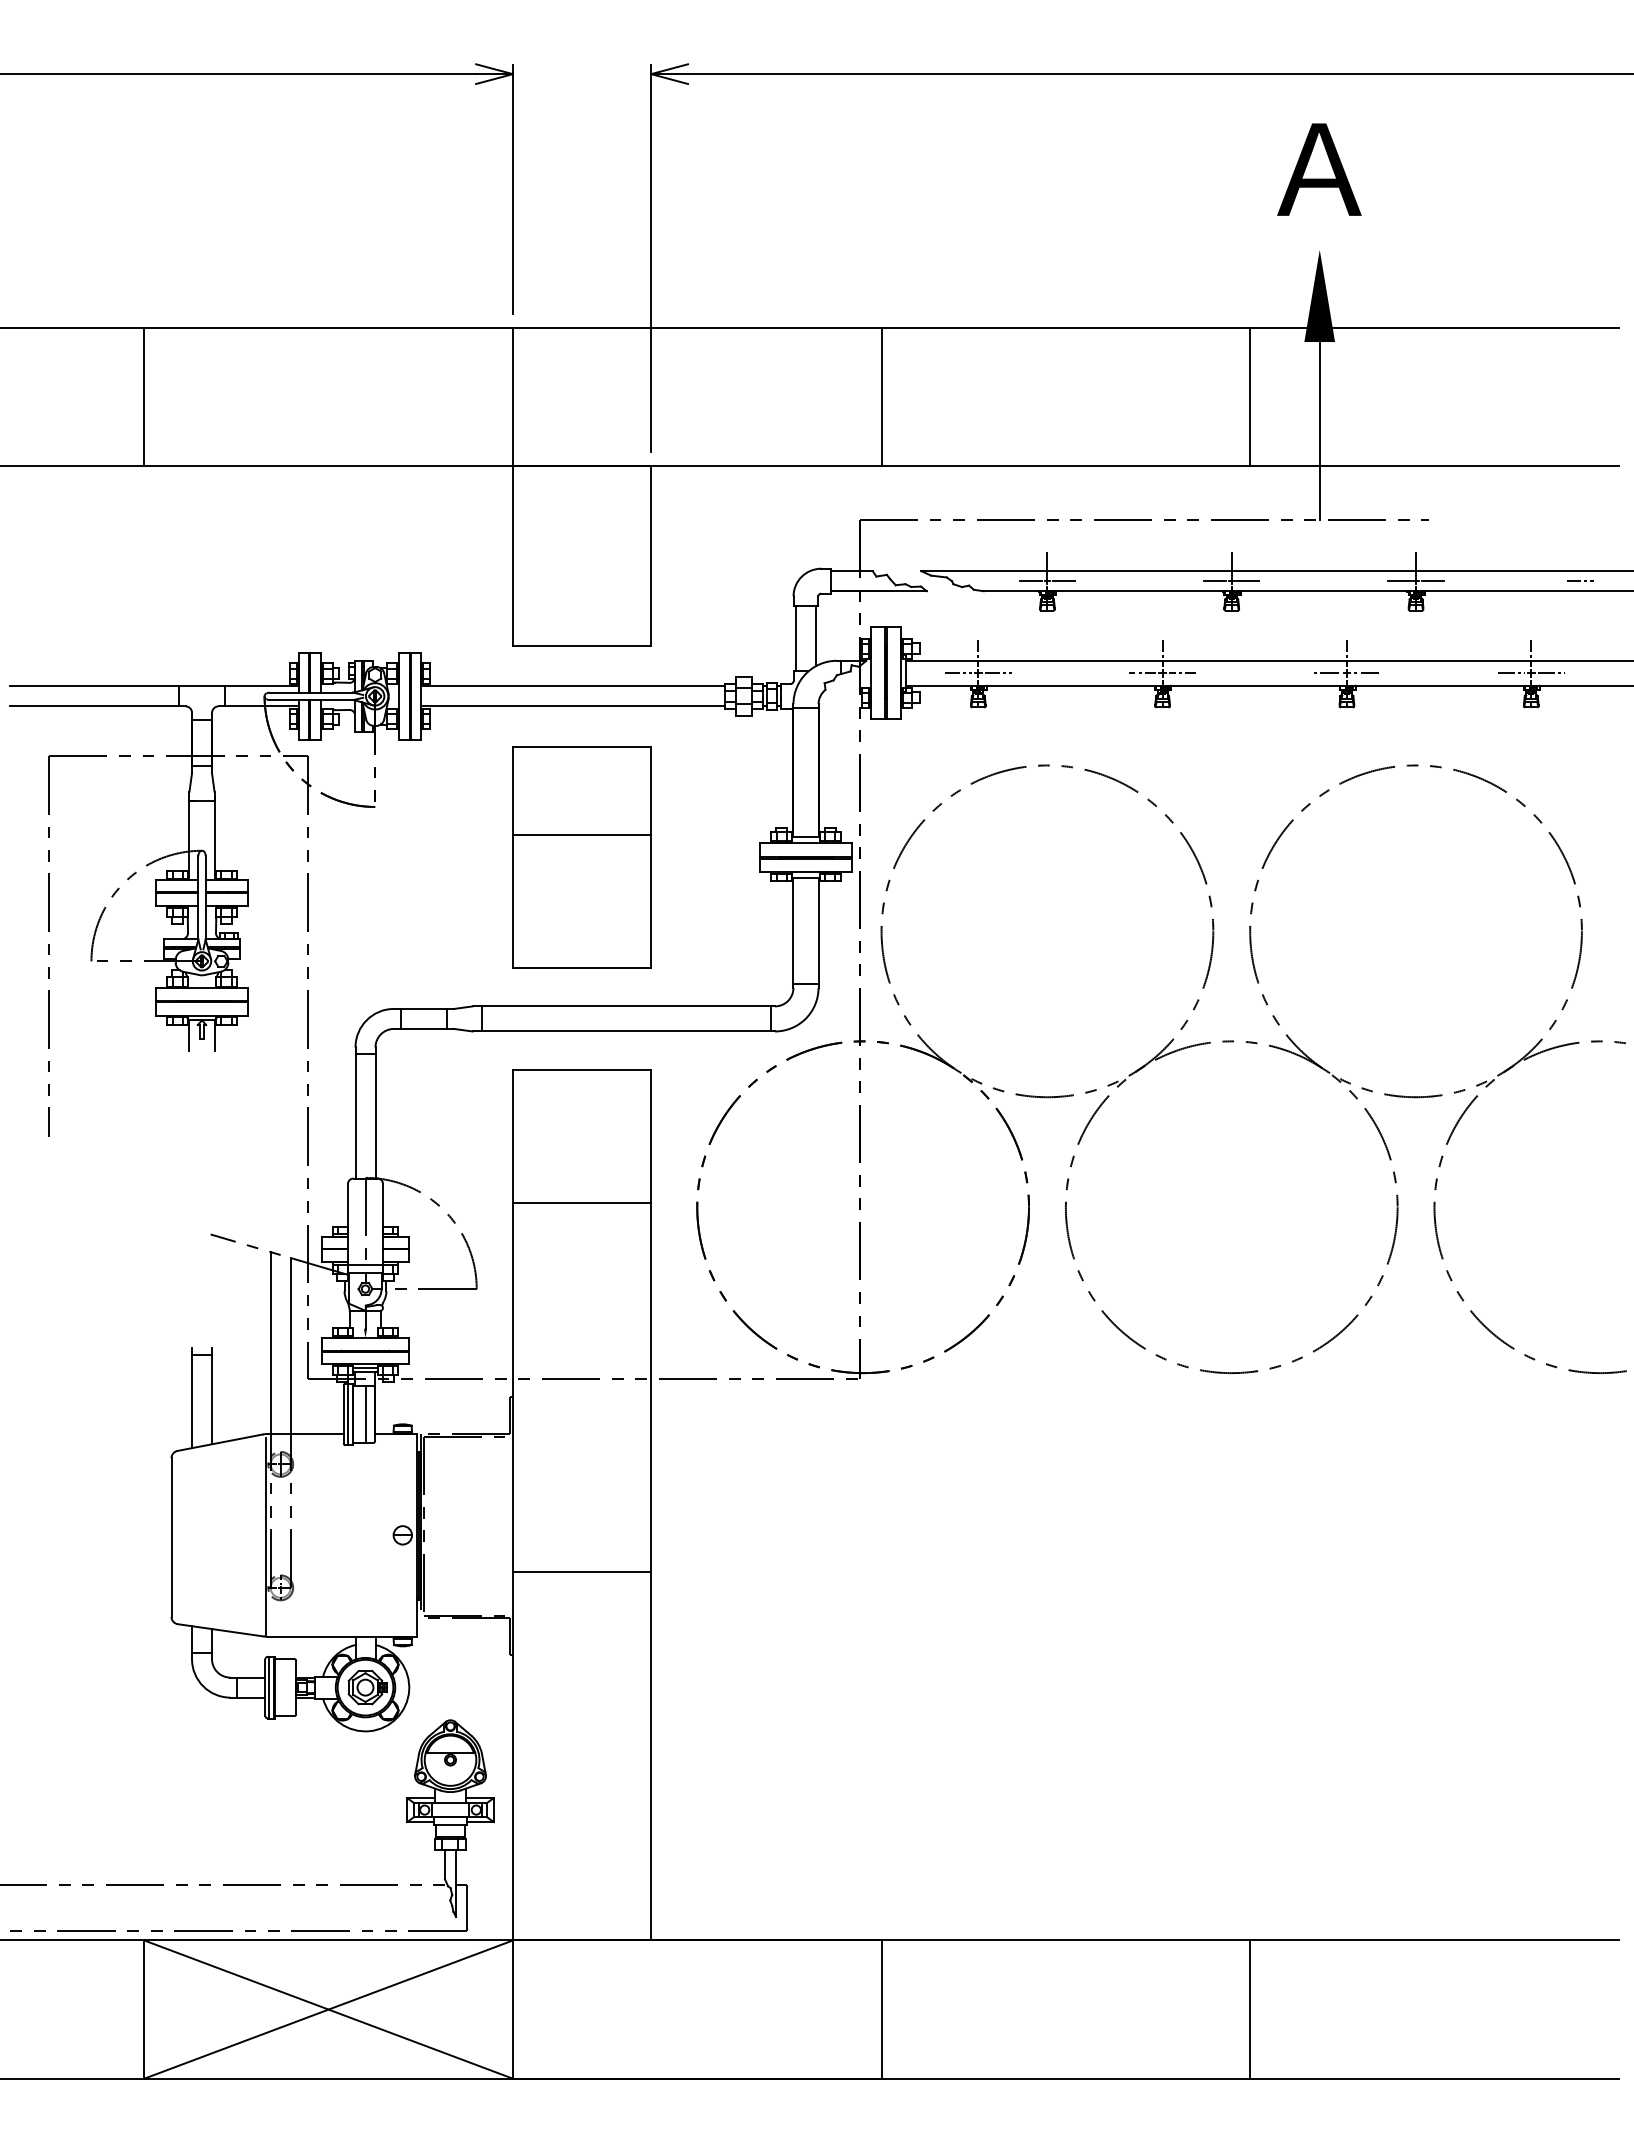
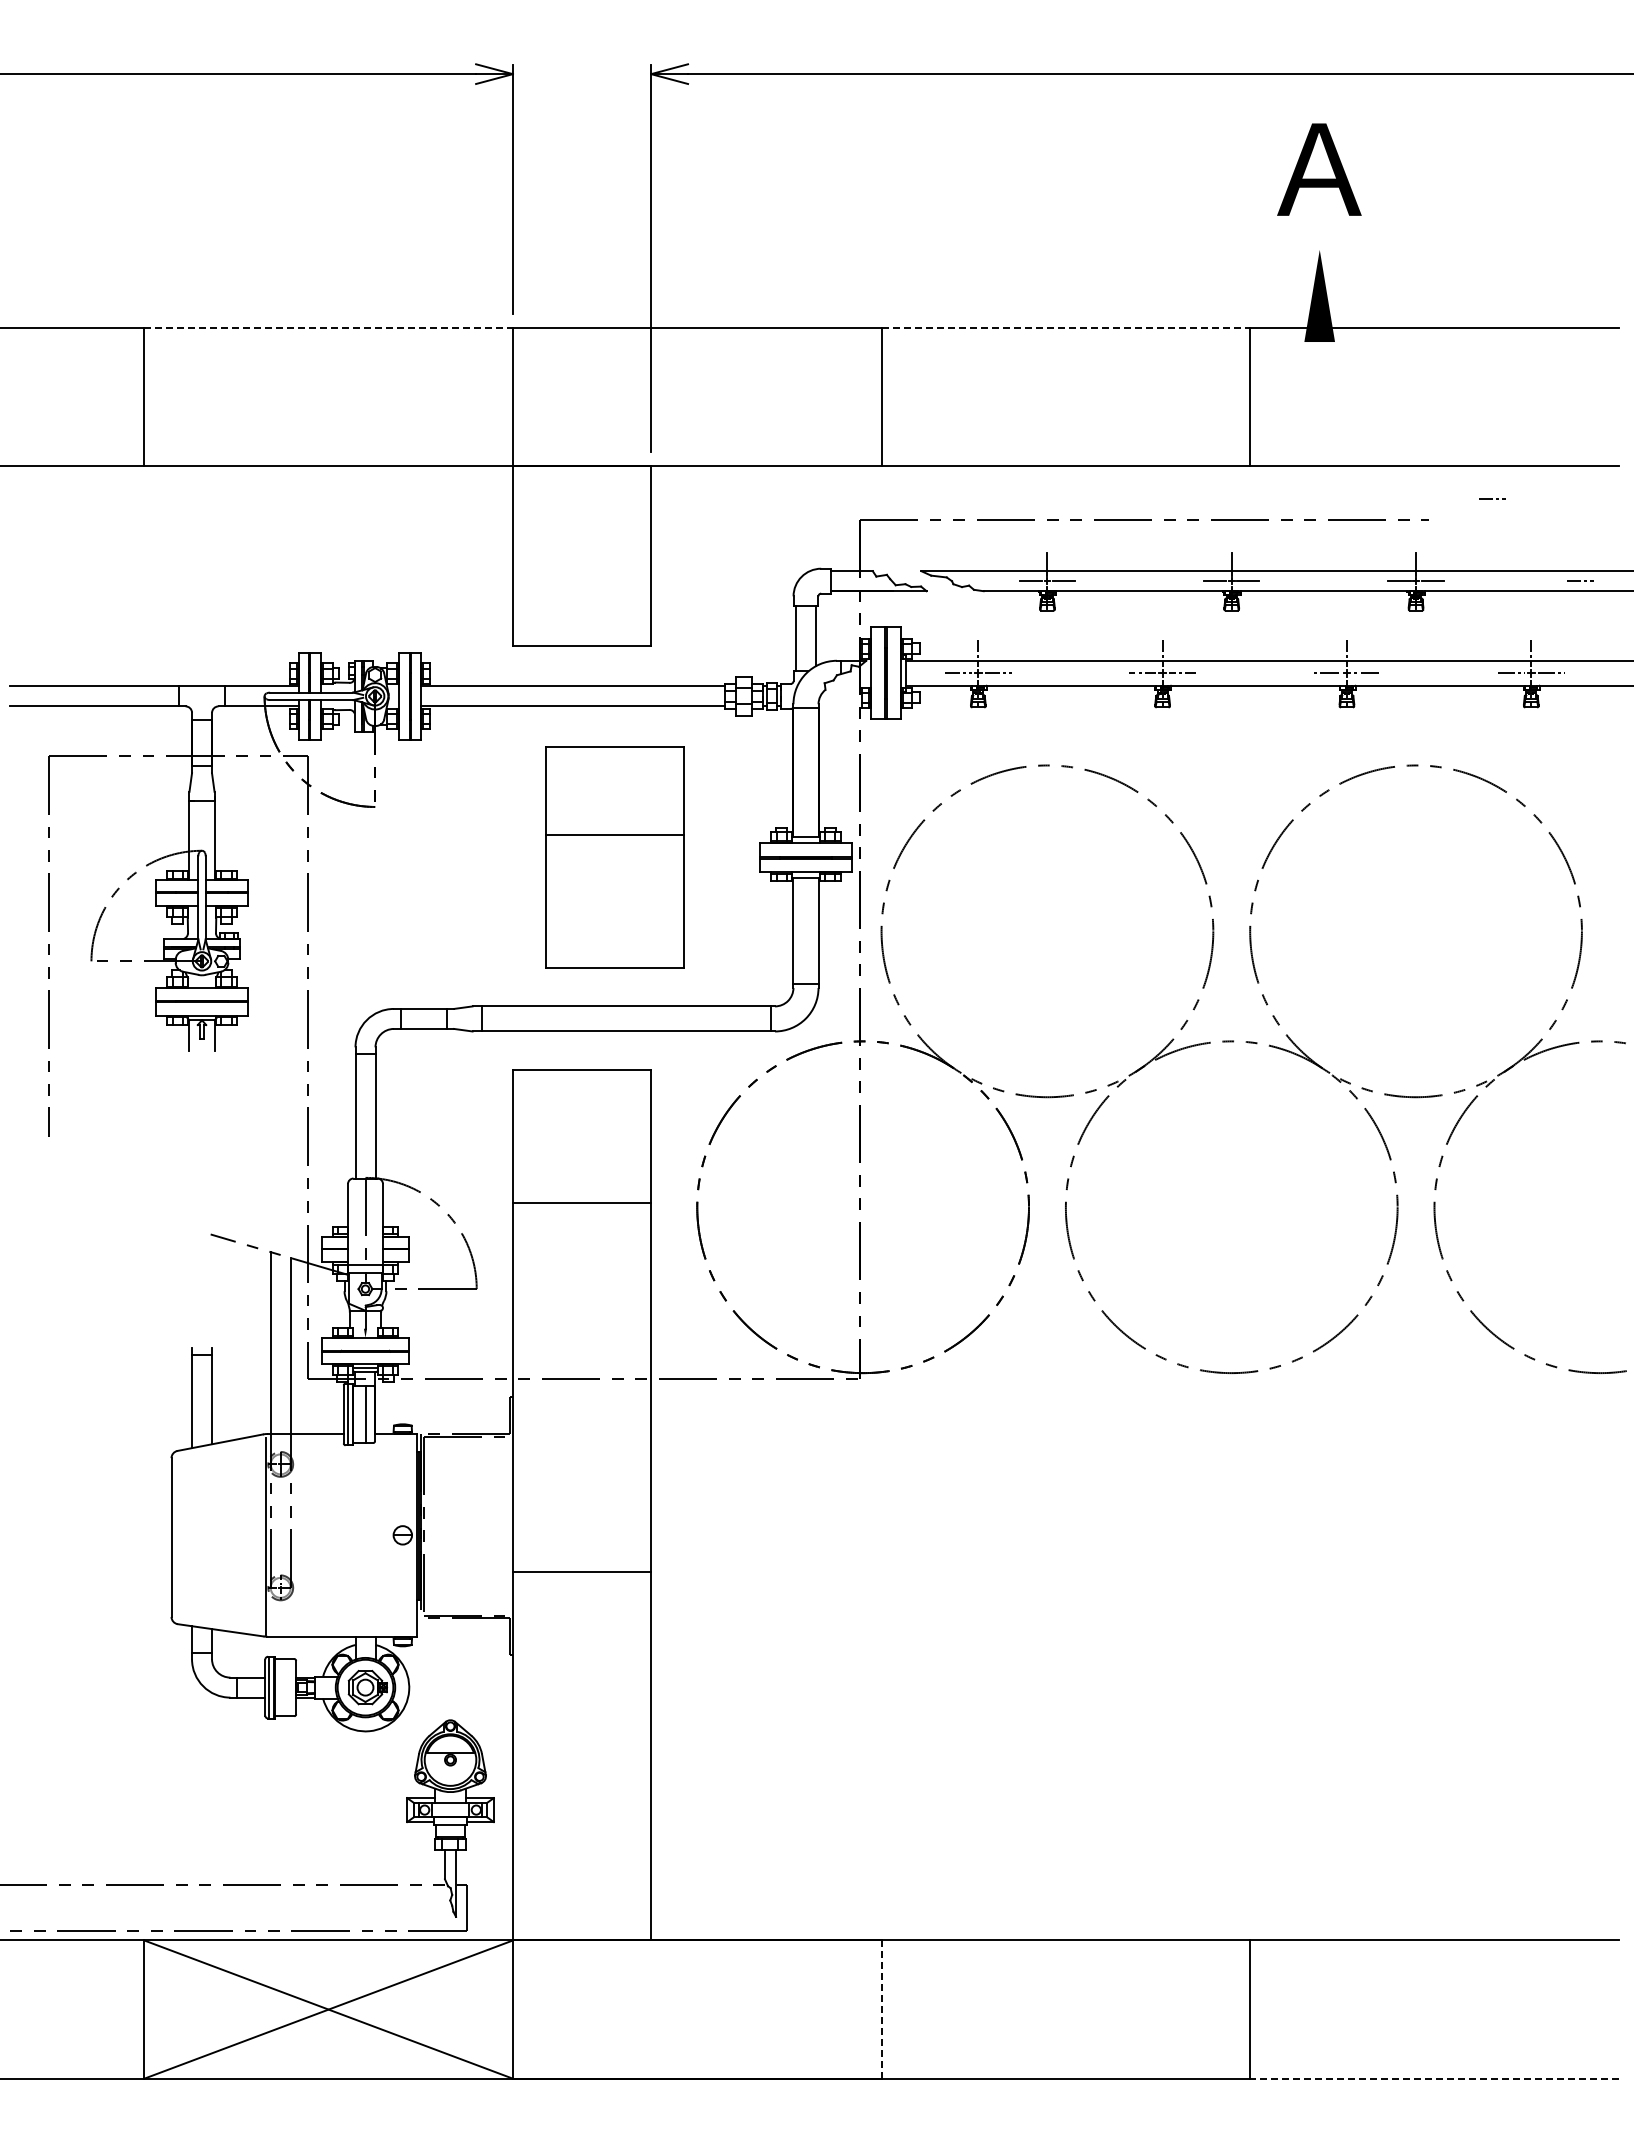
line: solid -> dashed (329, 327)
line: solid -> dashed (1066, 327)
line: present -> none (1319, 430)
line: none -> present (1492, 498)
part position: (581, 857) -> (614, 857) (614, 857)
line: solid -> dashed (881, 2010)
line: solid -> dashed (1433, 2078)
